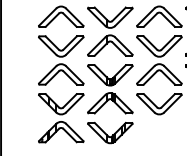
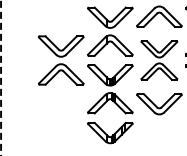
part: present -> none (61, 16)
part size: 47x51 px -> 39x41 px (159, 60)
line: solid -> dashed (1, 78)
part: present -> none (61, 118)
